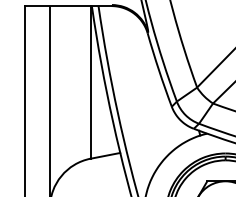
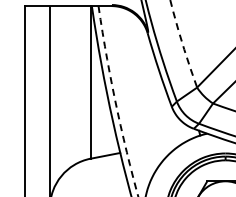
arc: solid -> dashed (182, 45)
arc: solid -> dashed (115, 102)
